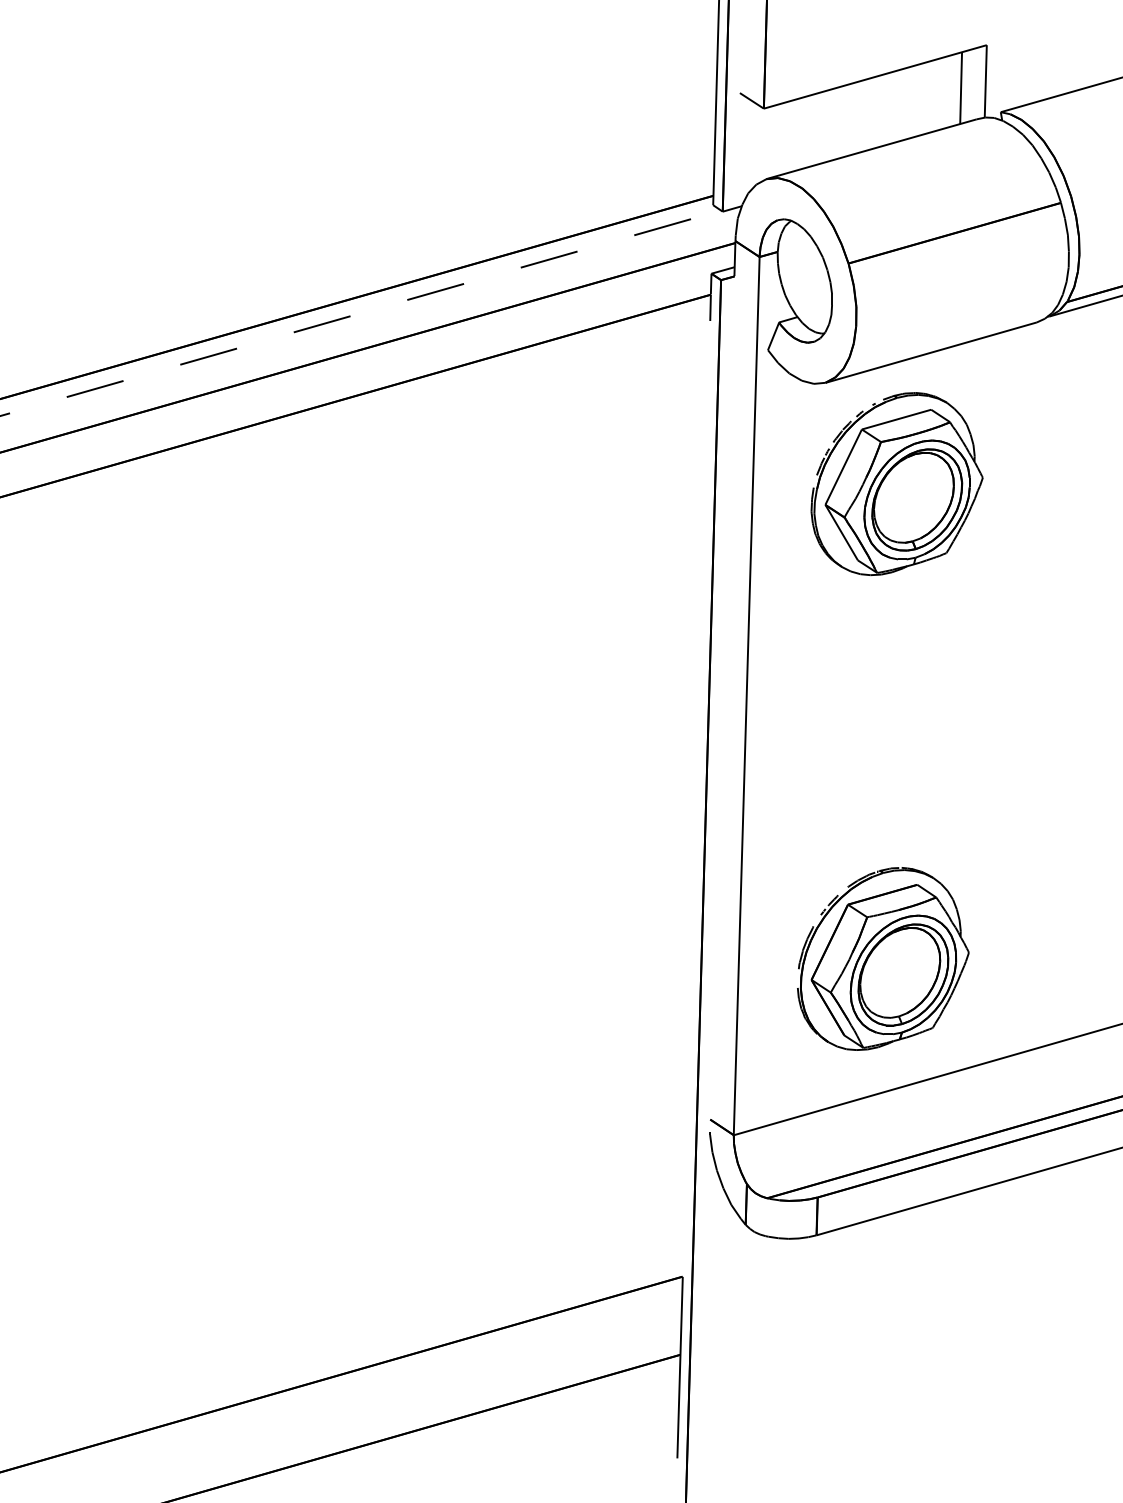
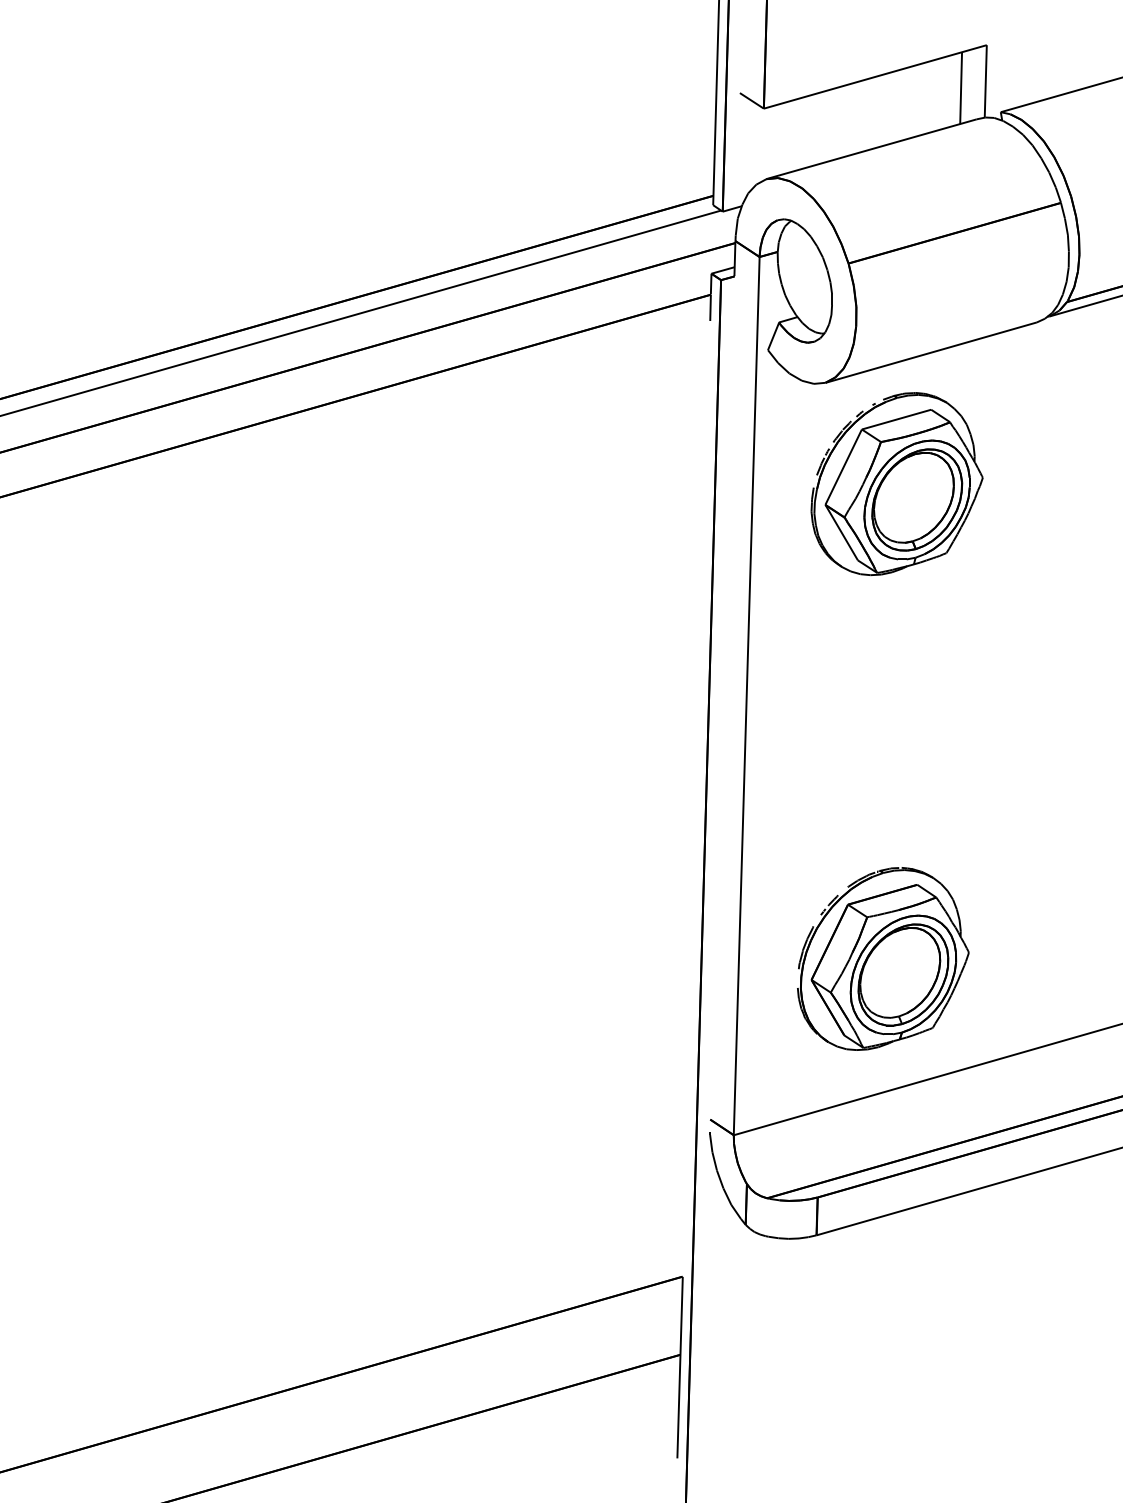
line: dashed -> solid (360, 313)
